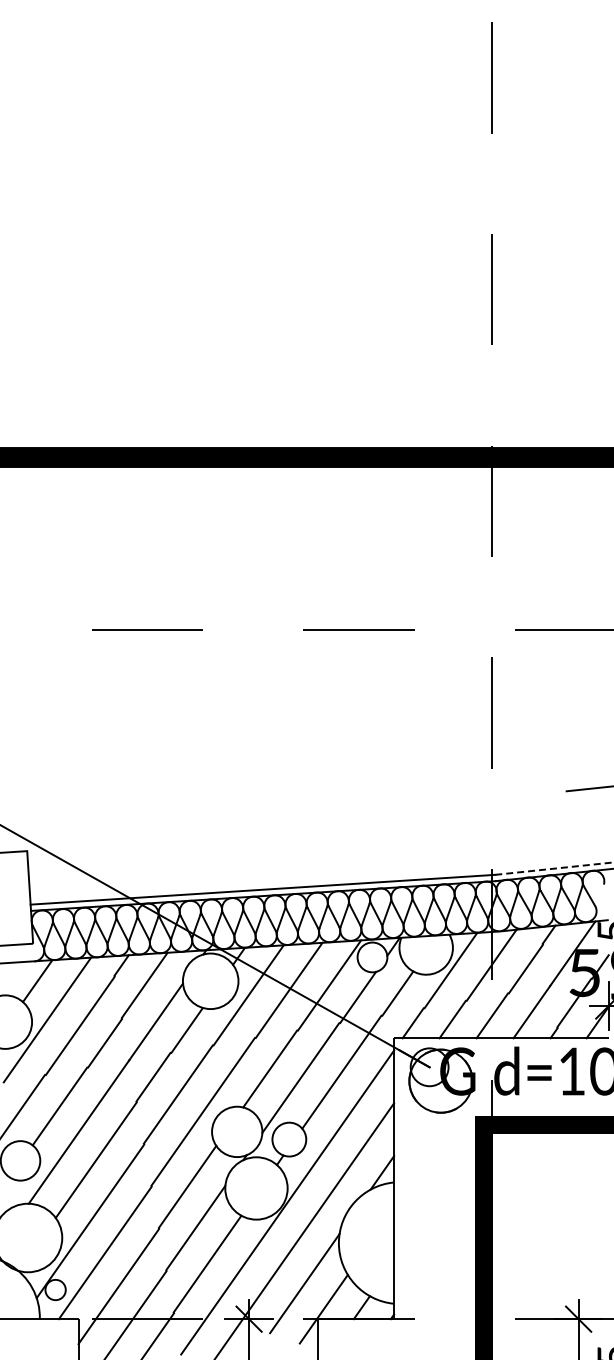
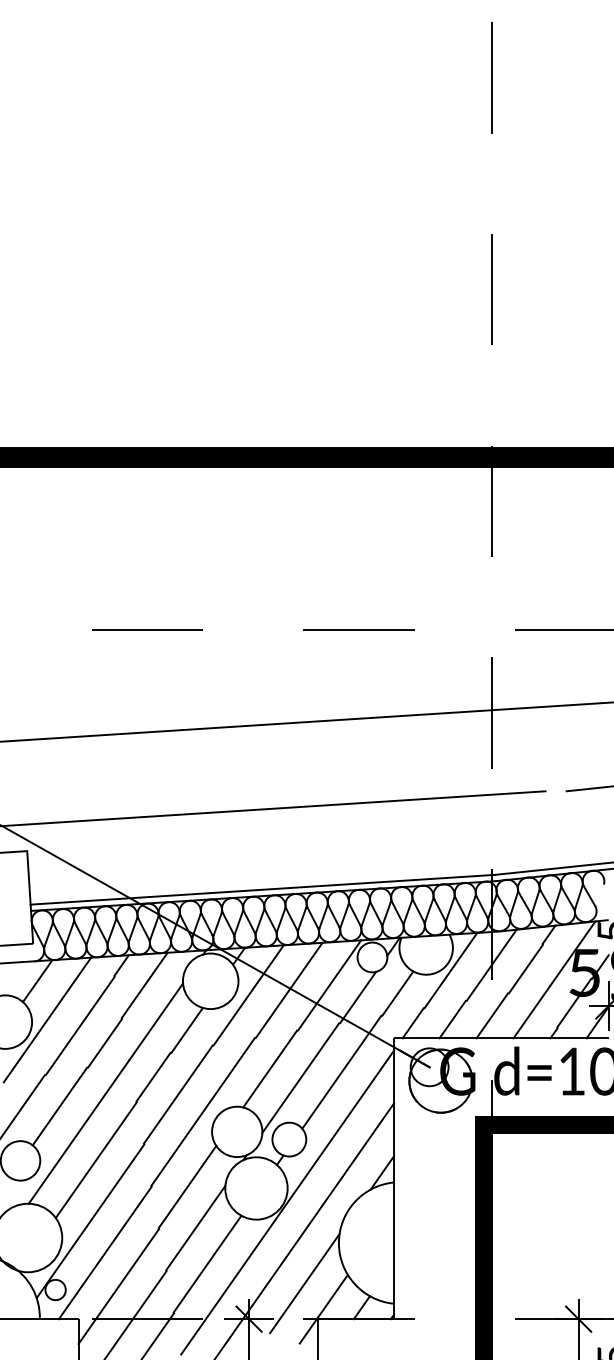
line: none -> present (306, 721)
line: none -> present (273, 808)
line: dashed -> solid (554, 868)
